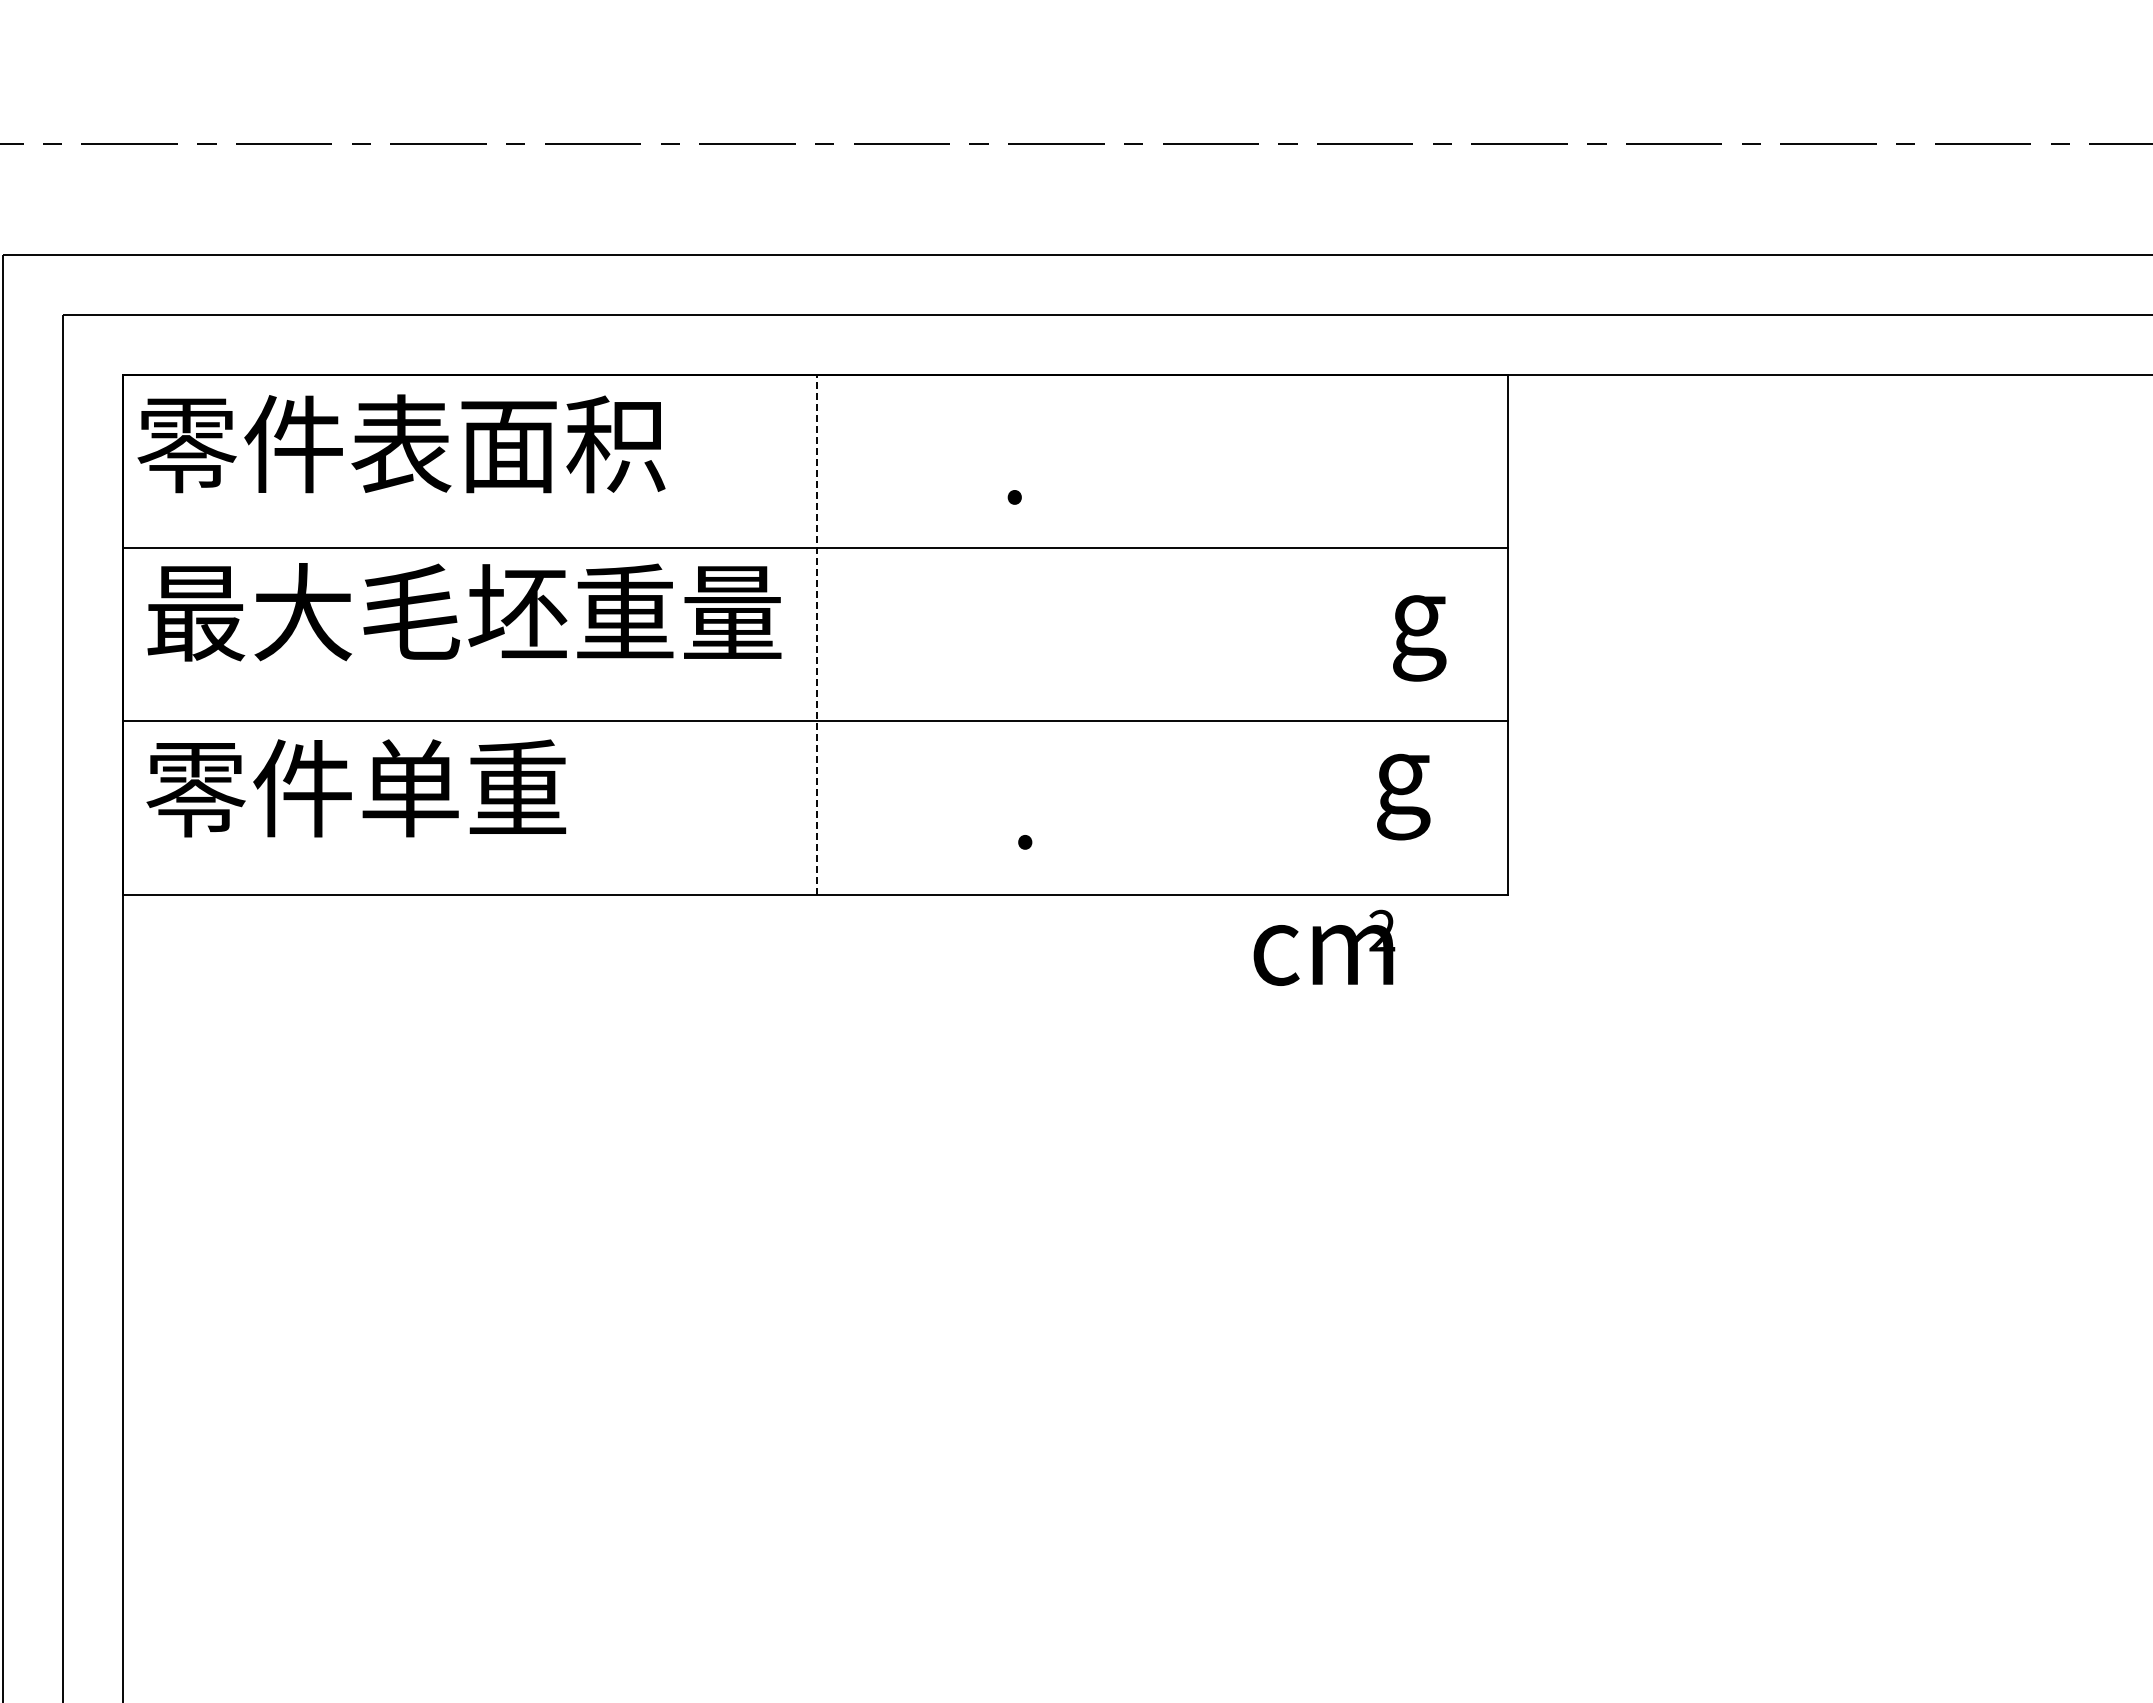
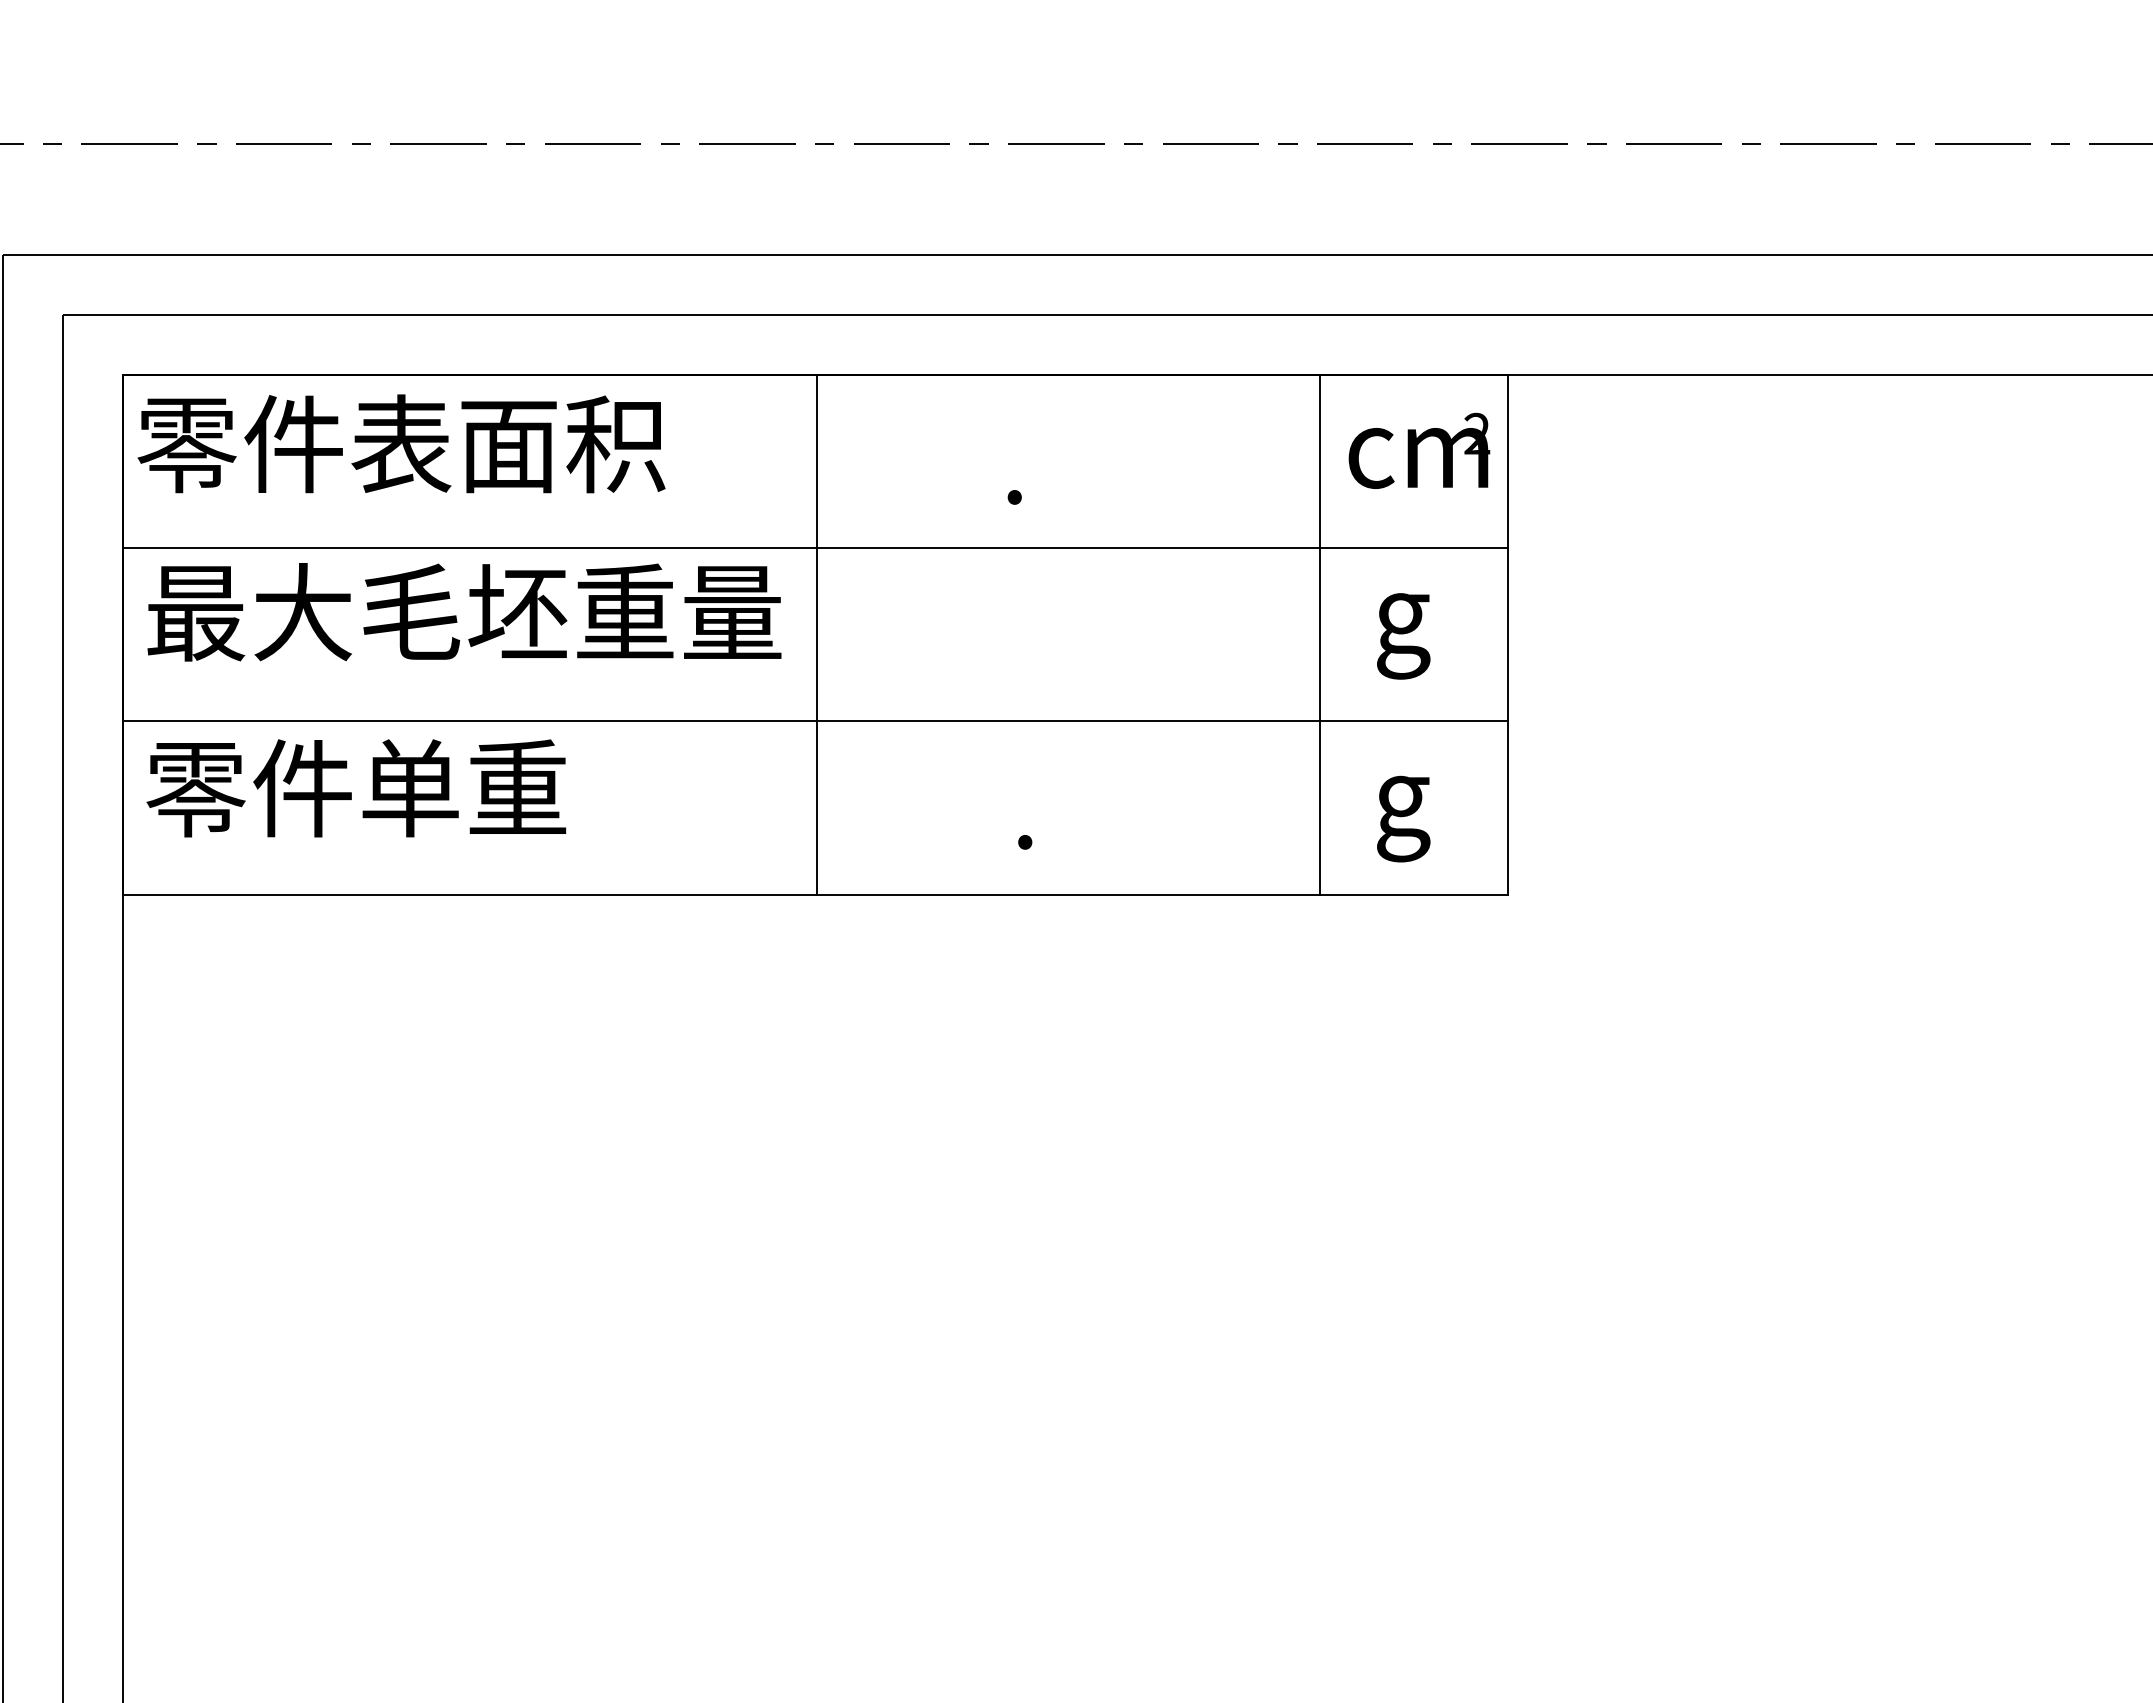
line: dashed -> solid (816, 634)
line: none -> present (1320, 634)
text position: (1419, 638) -> (1403, 636) (1403, 636)
text position: (1403, 796) -> (1403, 818) (1403, 818)
text position: (1324, 947) -> (1419, 450) (1419, 450)
